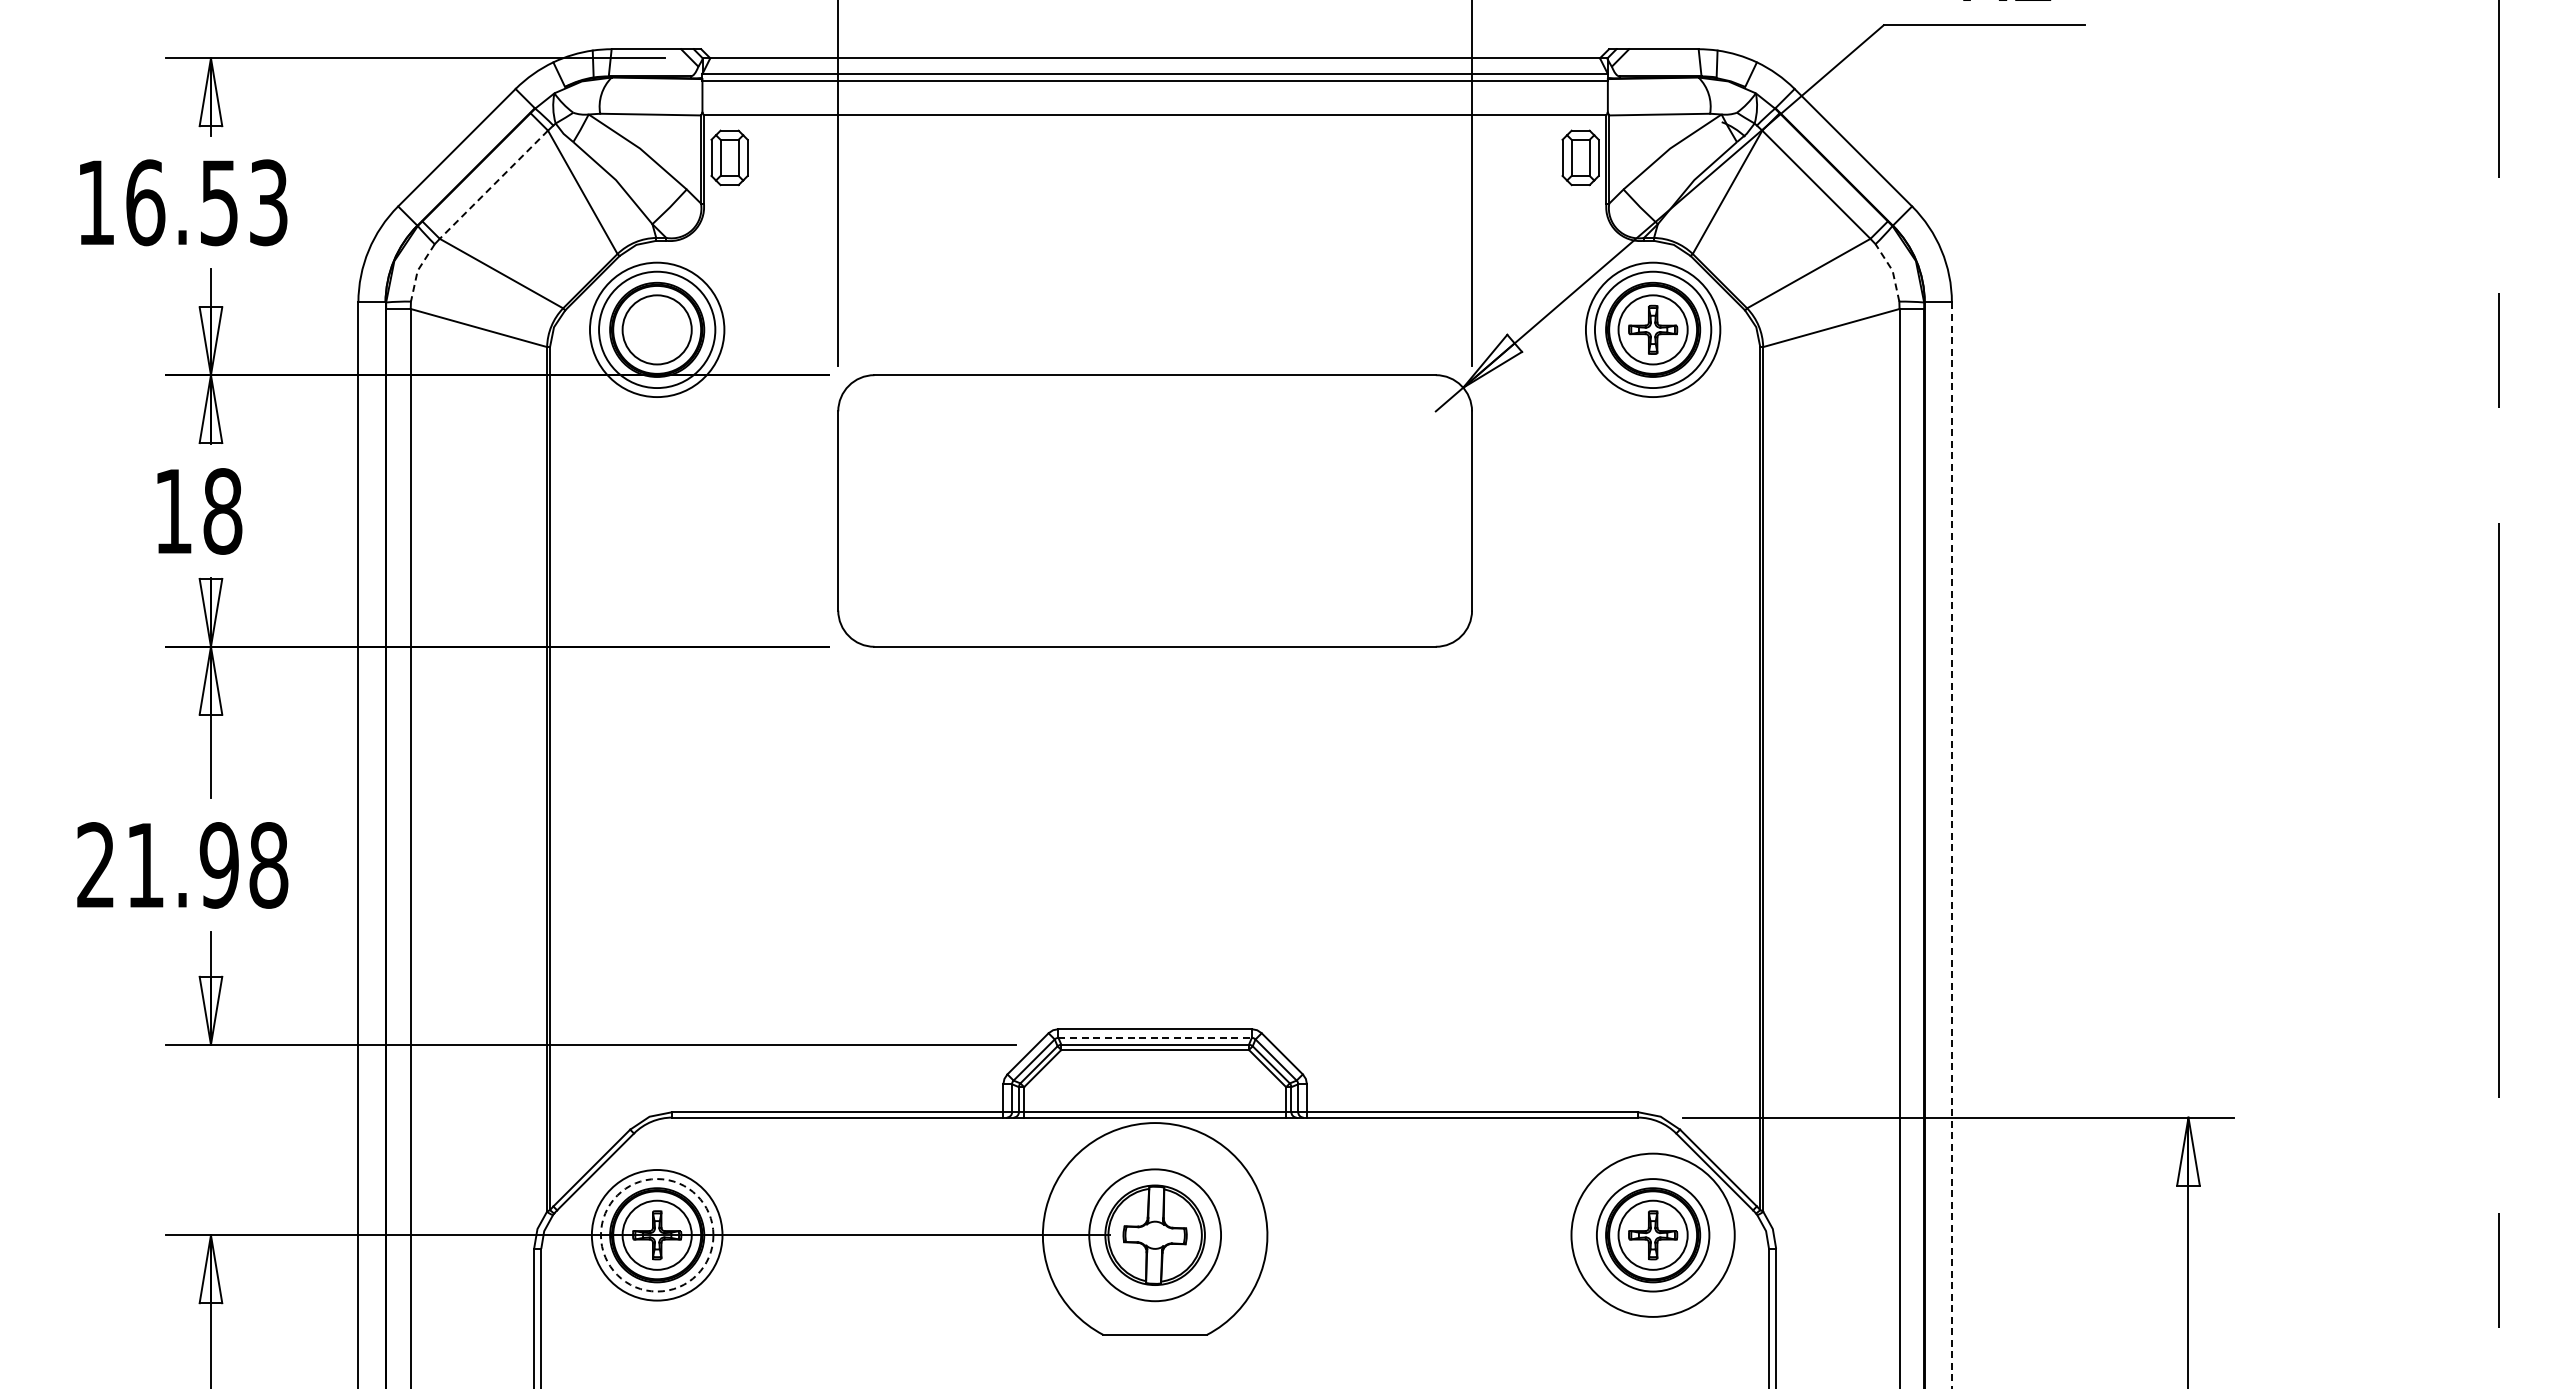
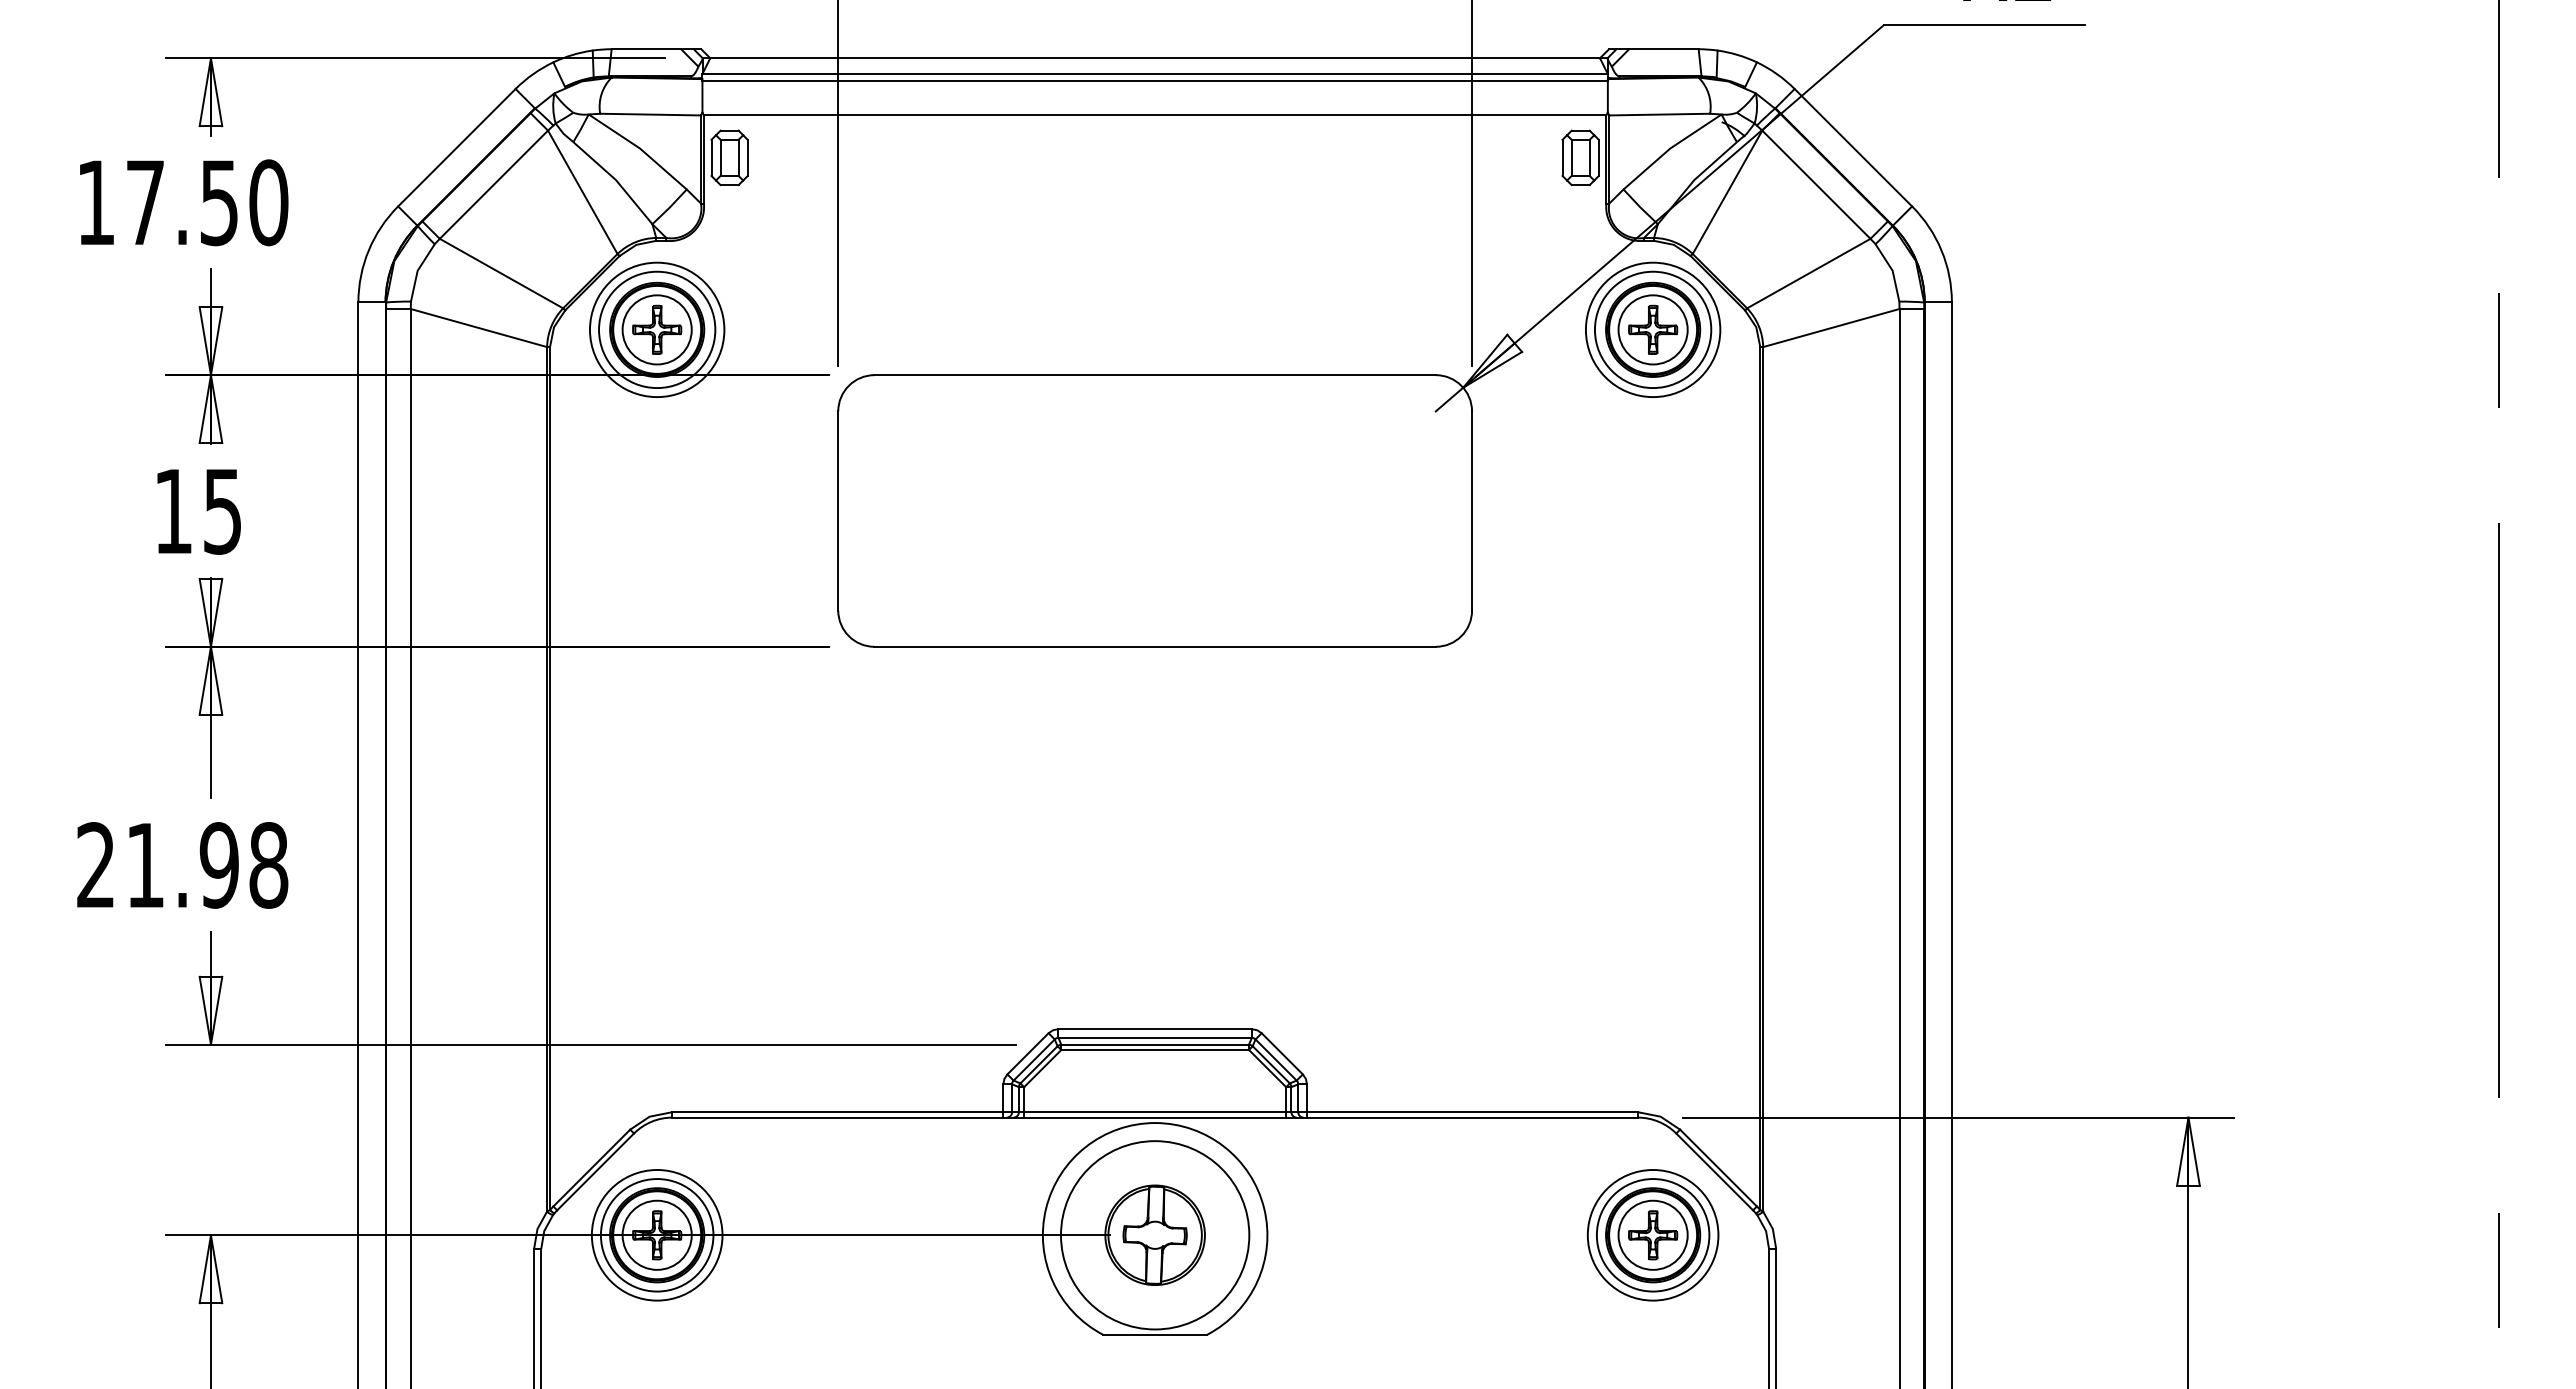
line: dashed -> solid (493, 184)
text: 16.53 -> 17.50 (207, 202)
line: dashed -> solid (417, 270)
line: dashed -> solid (1892, 270)
part: none -> present (657, 329)
text: 18 -> 15 (222, 511)
line: dashed -> solid (1951, 845)
line: dashed -> solid (1155, 1037)
circle diameter: 163 px -> 131 px (1652, 1234)
circle: dashed -> solid (656, 1235)
circle diameter: 132 px -> 188 px (1155, 1235)
